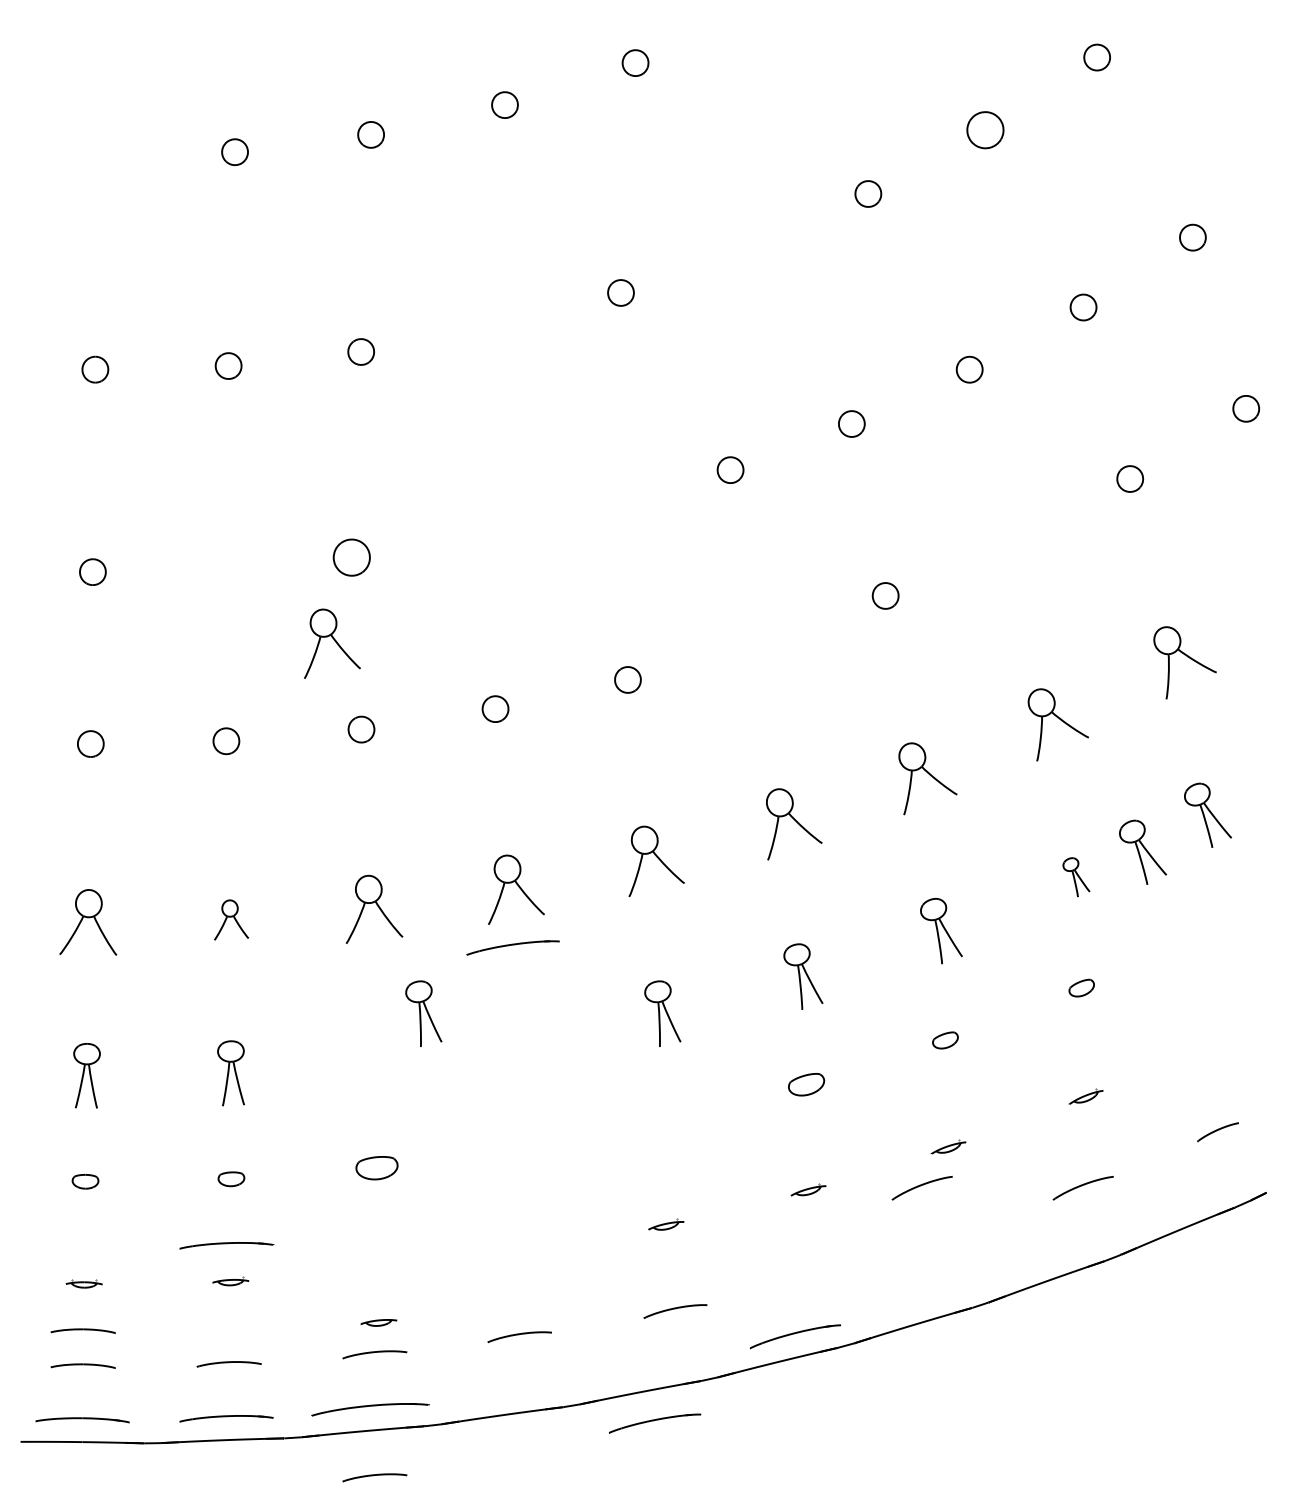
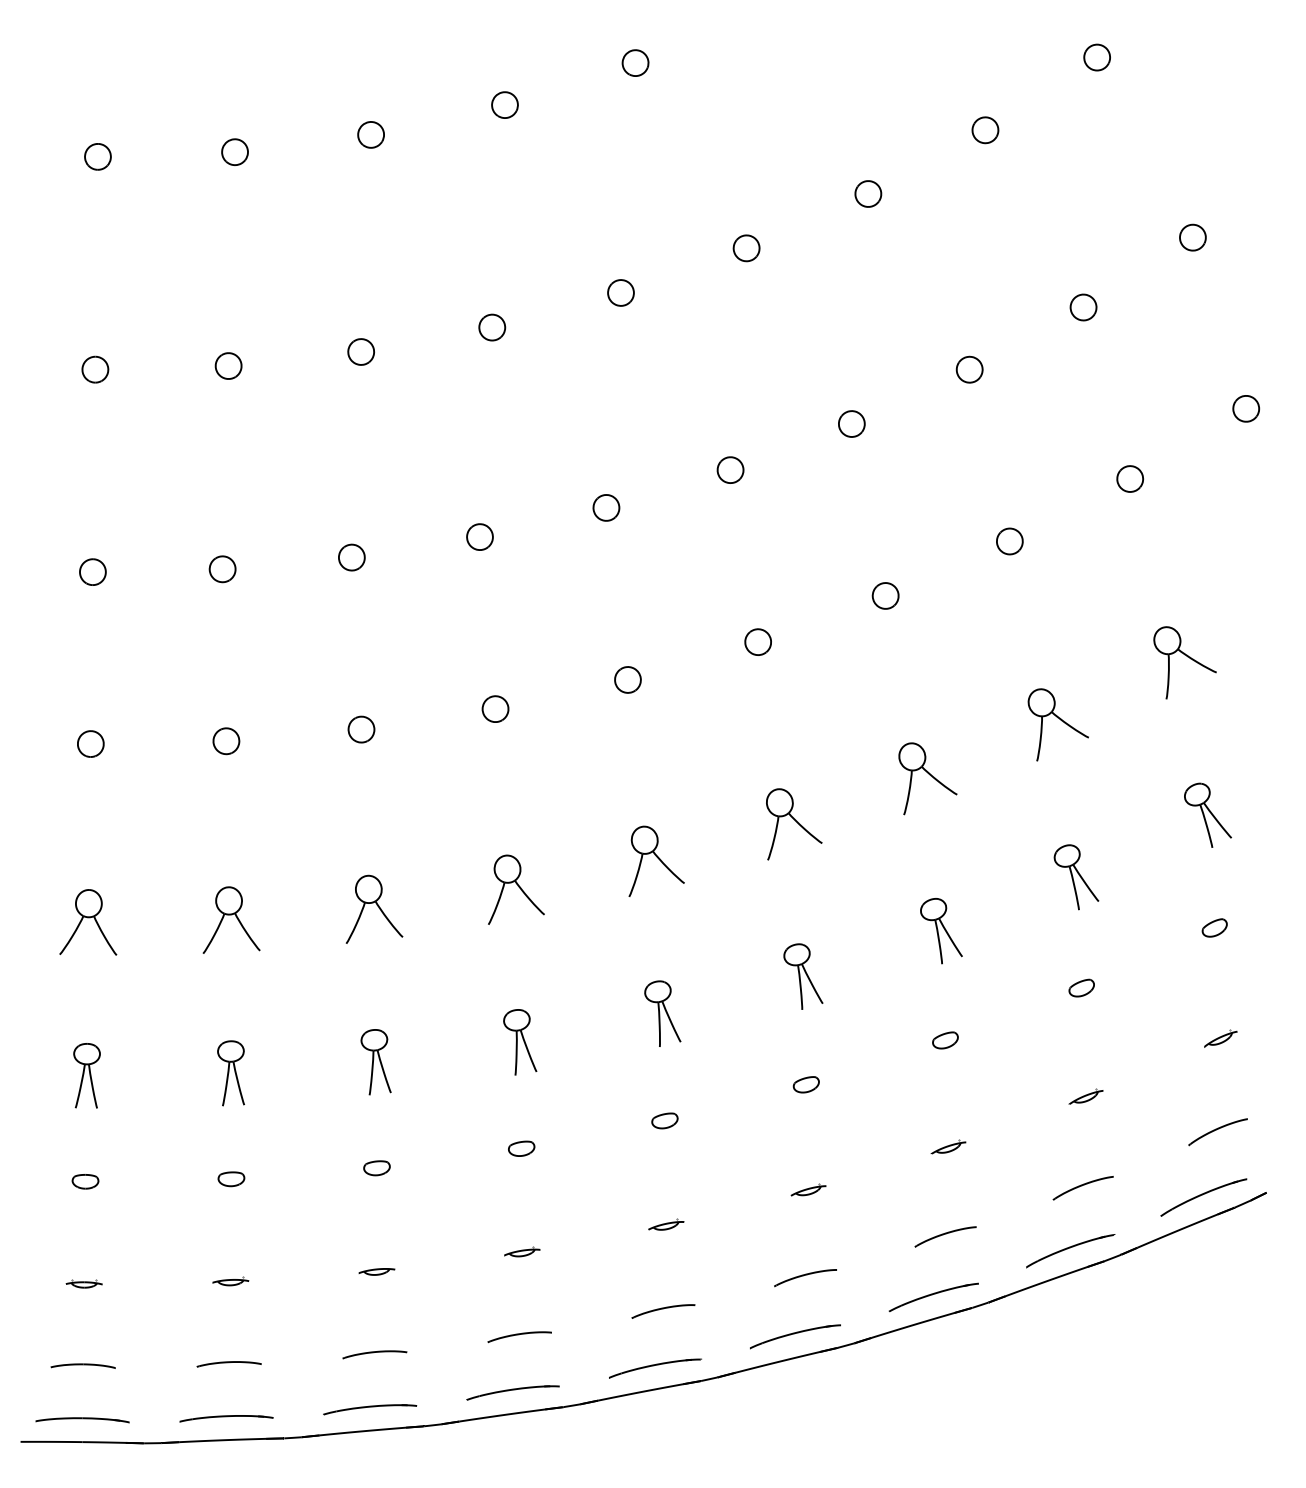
part size: 39x39 px -> 29x29 px (985, 130)
part: none -> present (97, 156)
part: none -> present (746, 248)
part: none -> present (492, 327)
part: none -> present (606, 507)
part: none -> present (479, 536)
part: none -> present (1009, 541)
part size: 39x39 px -> 28x29 px (351, 557)
part: none -> present (222, 569)
part: none -> present (757, 641)
part: present -> none (332, 643)
part: present -> none (1142, 851)
part size: 29x41 px -> 47x67 px (1076, 877)
part size: 36x42 px -> 59x68 px (231, 919)
part: none -> present (1214, 927)
part position: (512, 947) -> (512, 1392) (512, 1392)
part: present -> none (423, 1013)
part: none -> present (1220, 1038)
part: none -> present (520, 1042)
part: none -> present (375, 1062)
part size: 38x24 px -> 28x18 px (805, 1084)
part: none -> present (664, 1120)
part size: 42x21 px -> 60x29 px (1217, 1132)
part: none -> present (521, 1148)
part size: 44x25 px -> 28x17 px (376, 1168)
part: present -> none (921, 1188)
part: none -> present (1203, 1197)
part: none -> present (945, 1236)
part: present -> none (226, 1245)
part: none -> present (522, 1251)
part: none -> present (1070, 1251)
part: none -> present (805, 1278)
part: none -> present (933, 1297)
part position: (675, 1311) -> (663, 1311) (663, 1311)
part position: (378, 1322) -> (376, 1271) (376, 1271)
part: present -> none (82, 1330)
part size: 119x14 px -> 95x12 px (370, 1409)
part position: (655, 1423) -> (655, 1368) (655, 1368)
part: present -> none (374, 1477)
